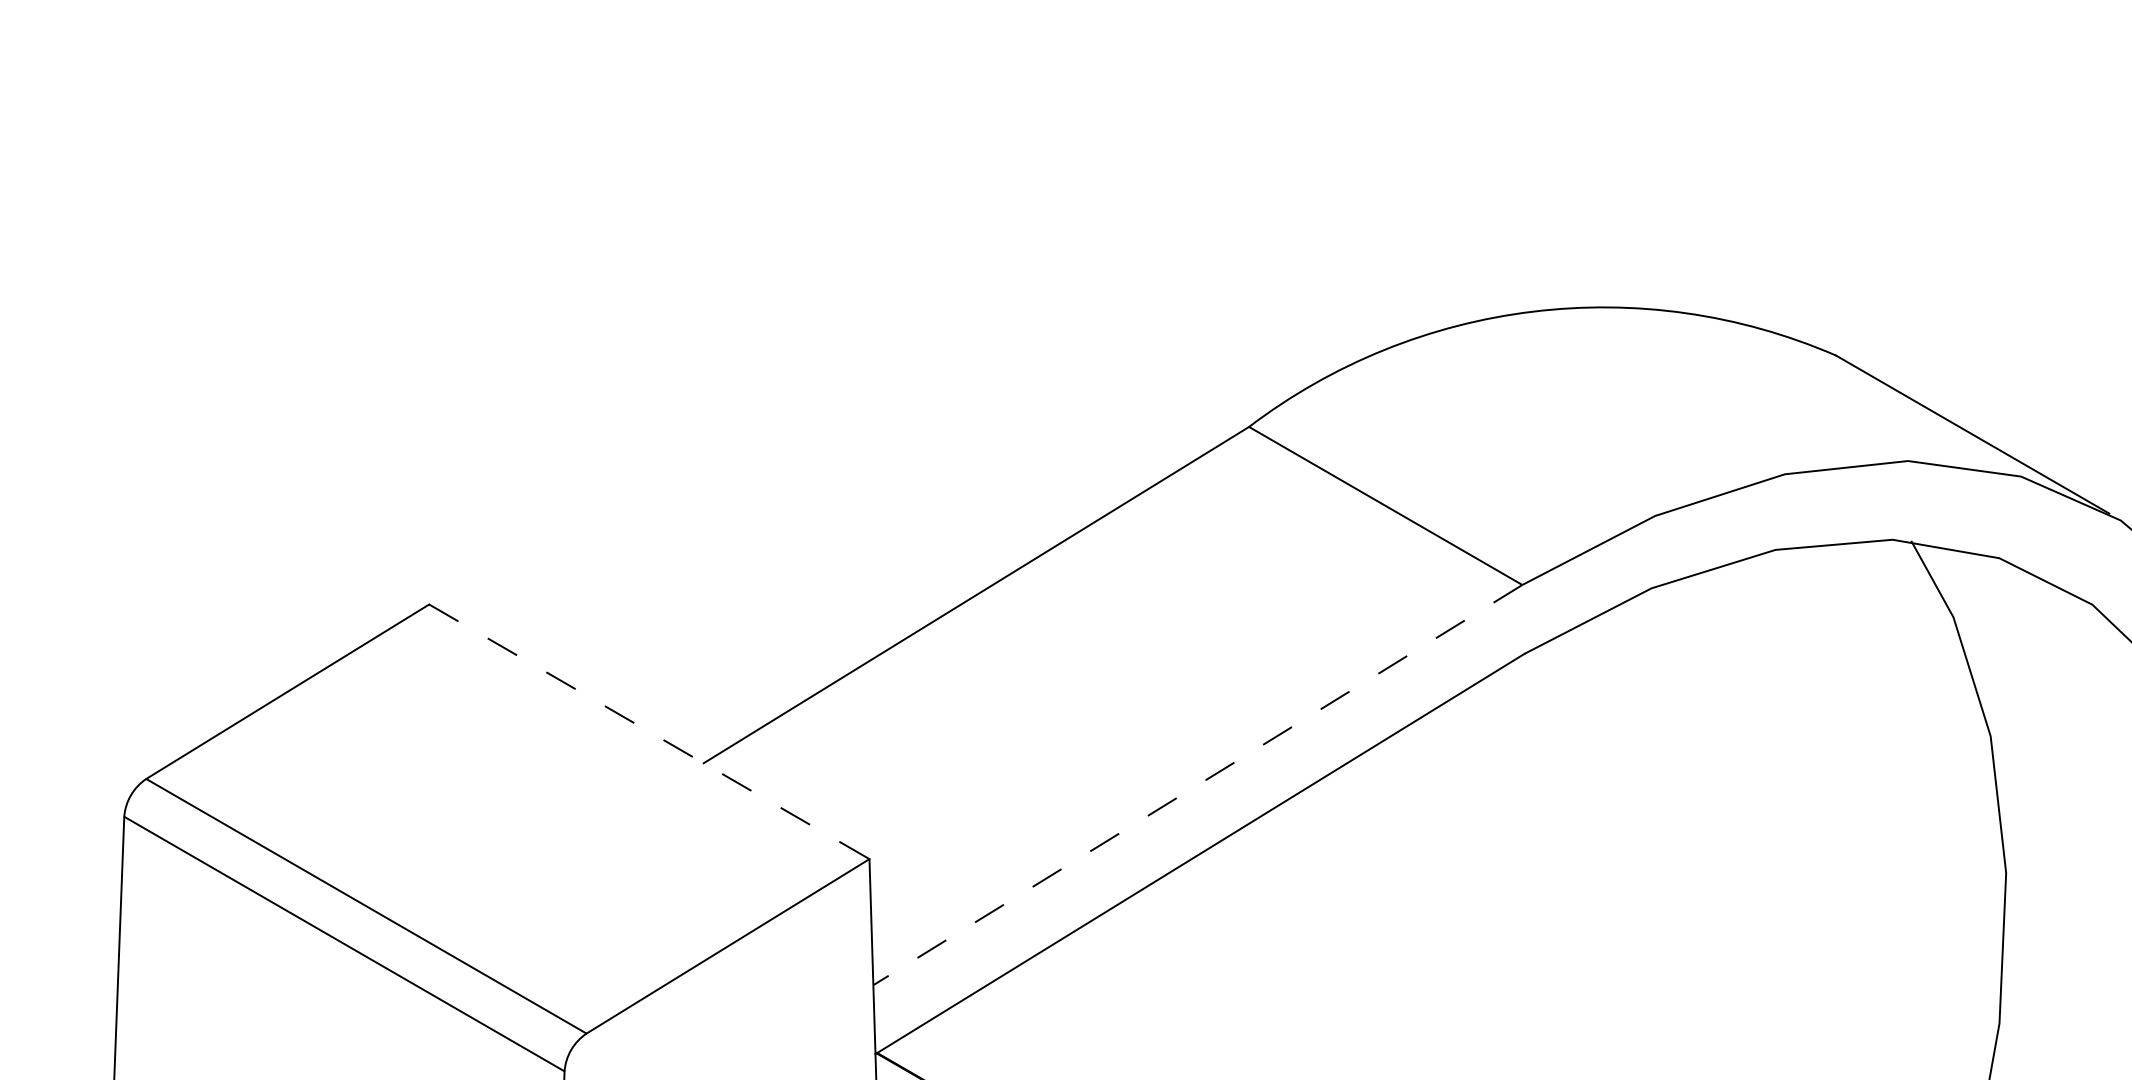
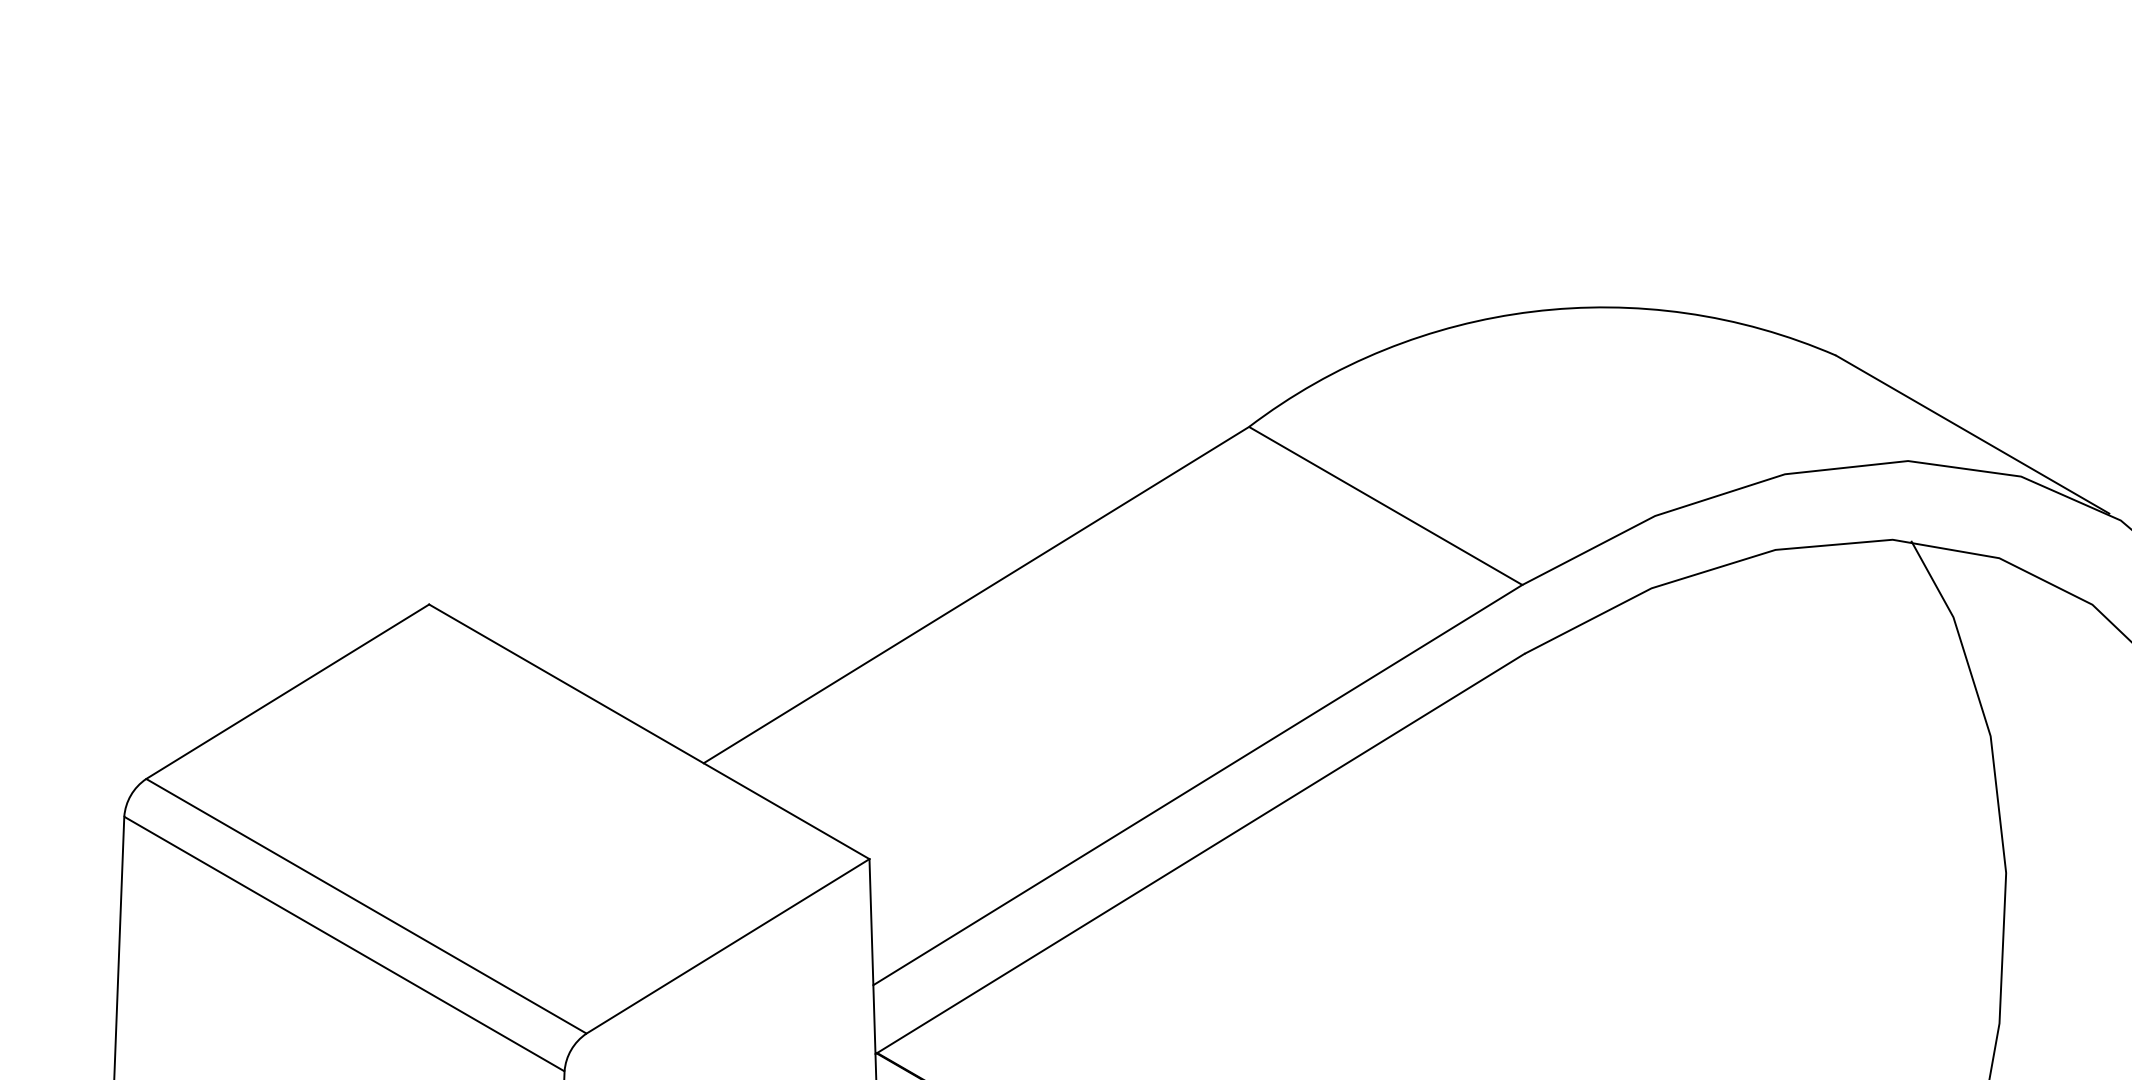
line: dashed -> solid (649, 732)
line: dashed -> solid (1197, 785)
